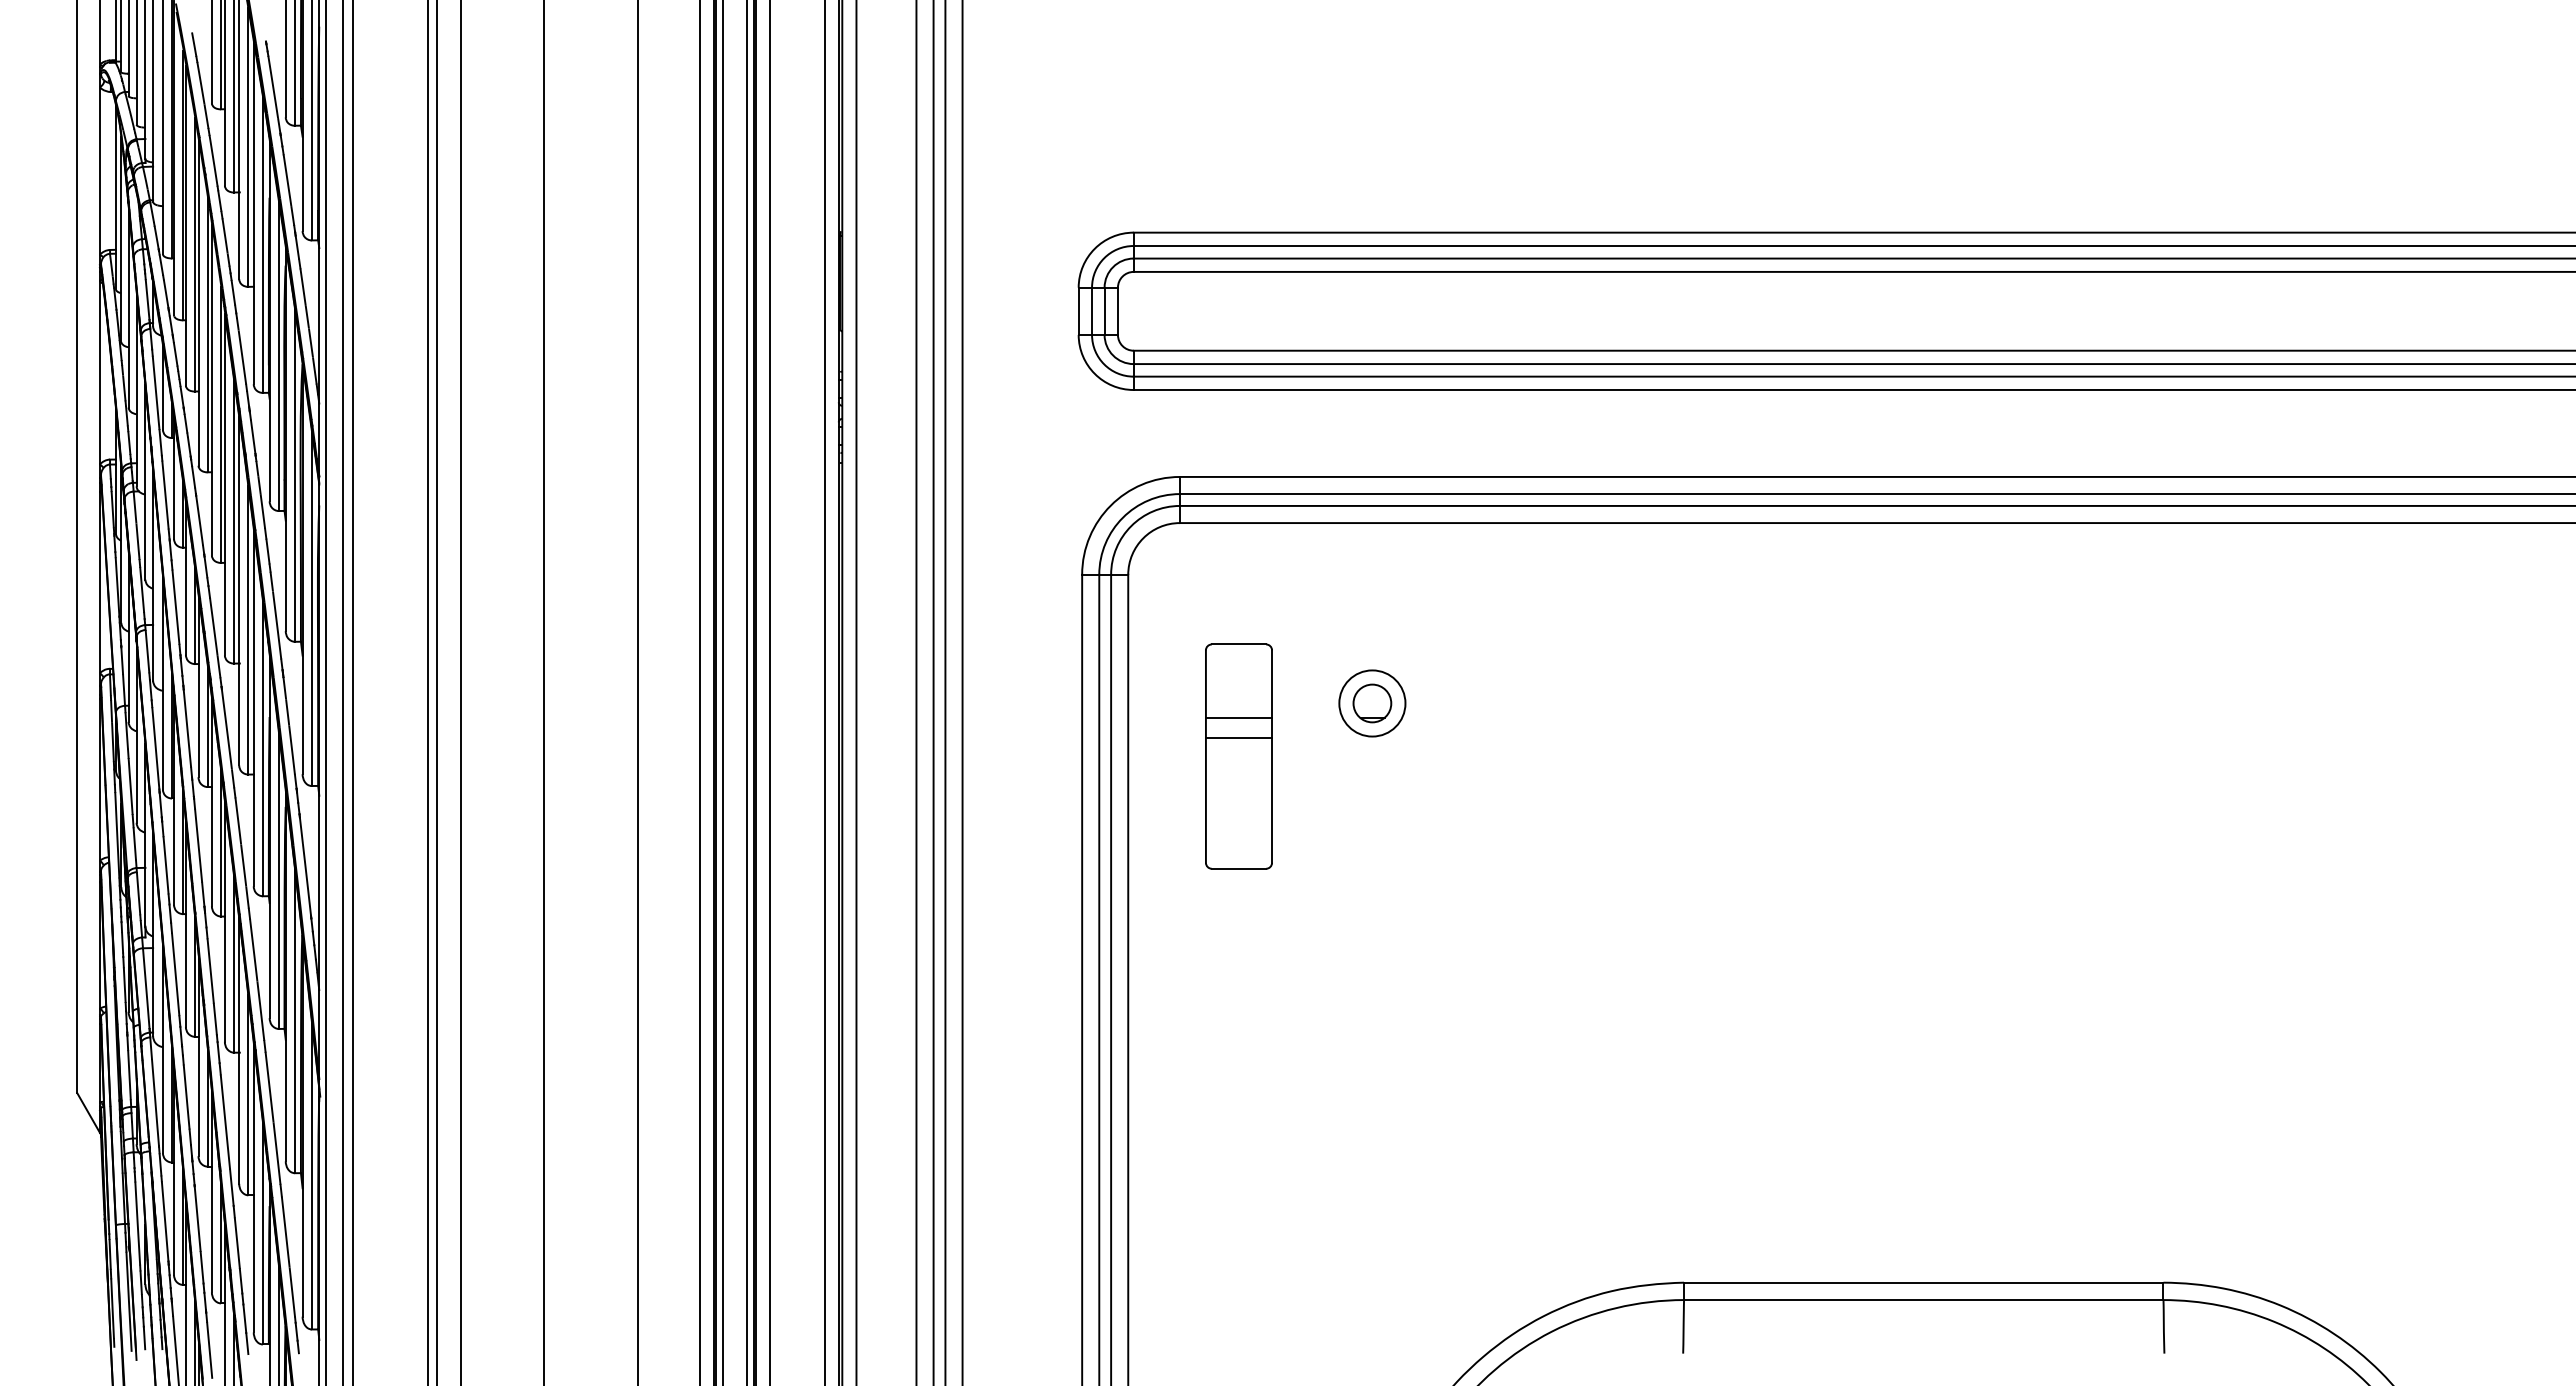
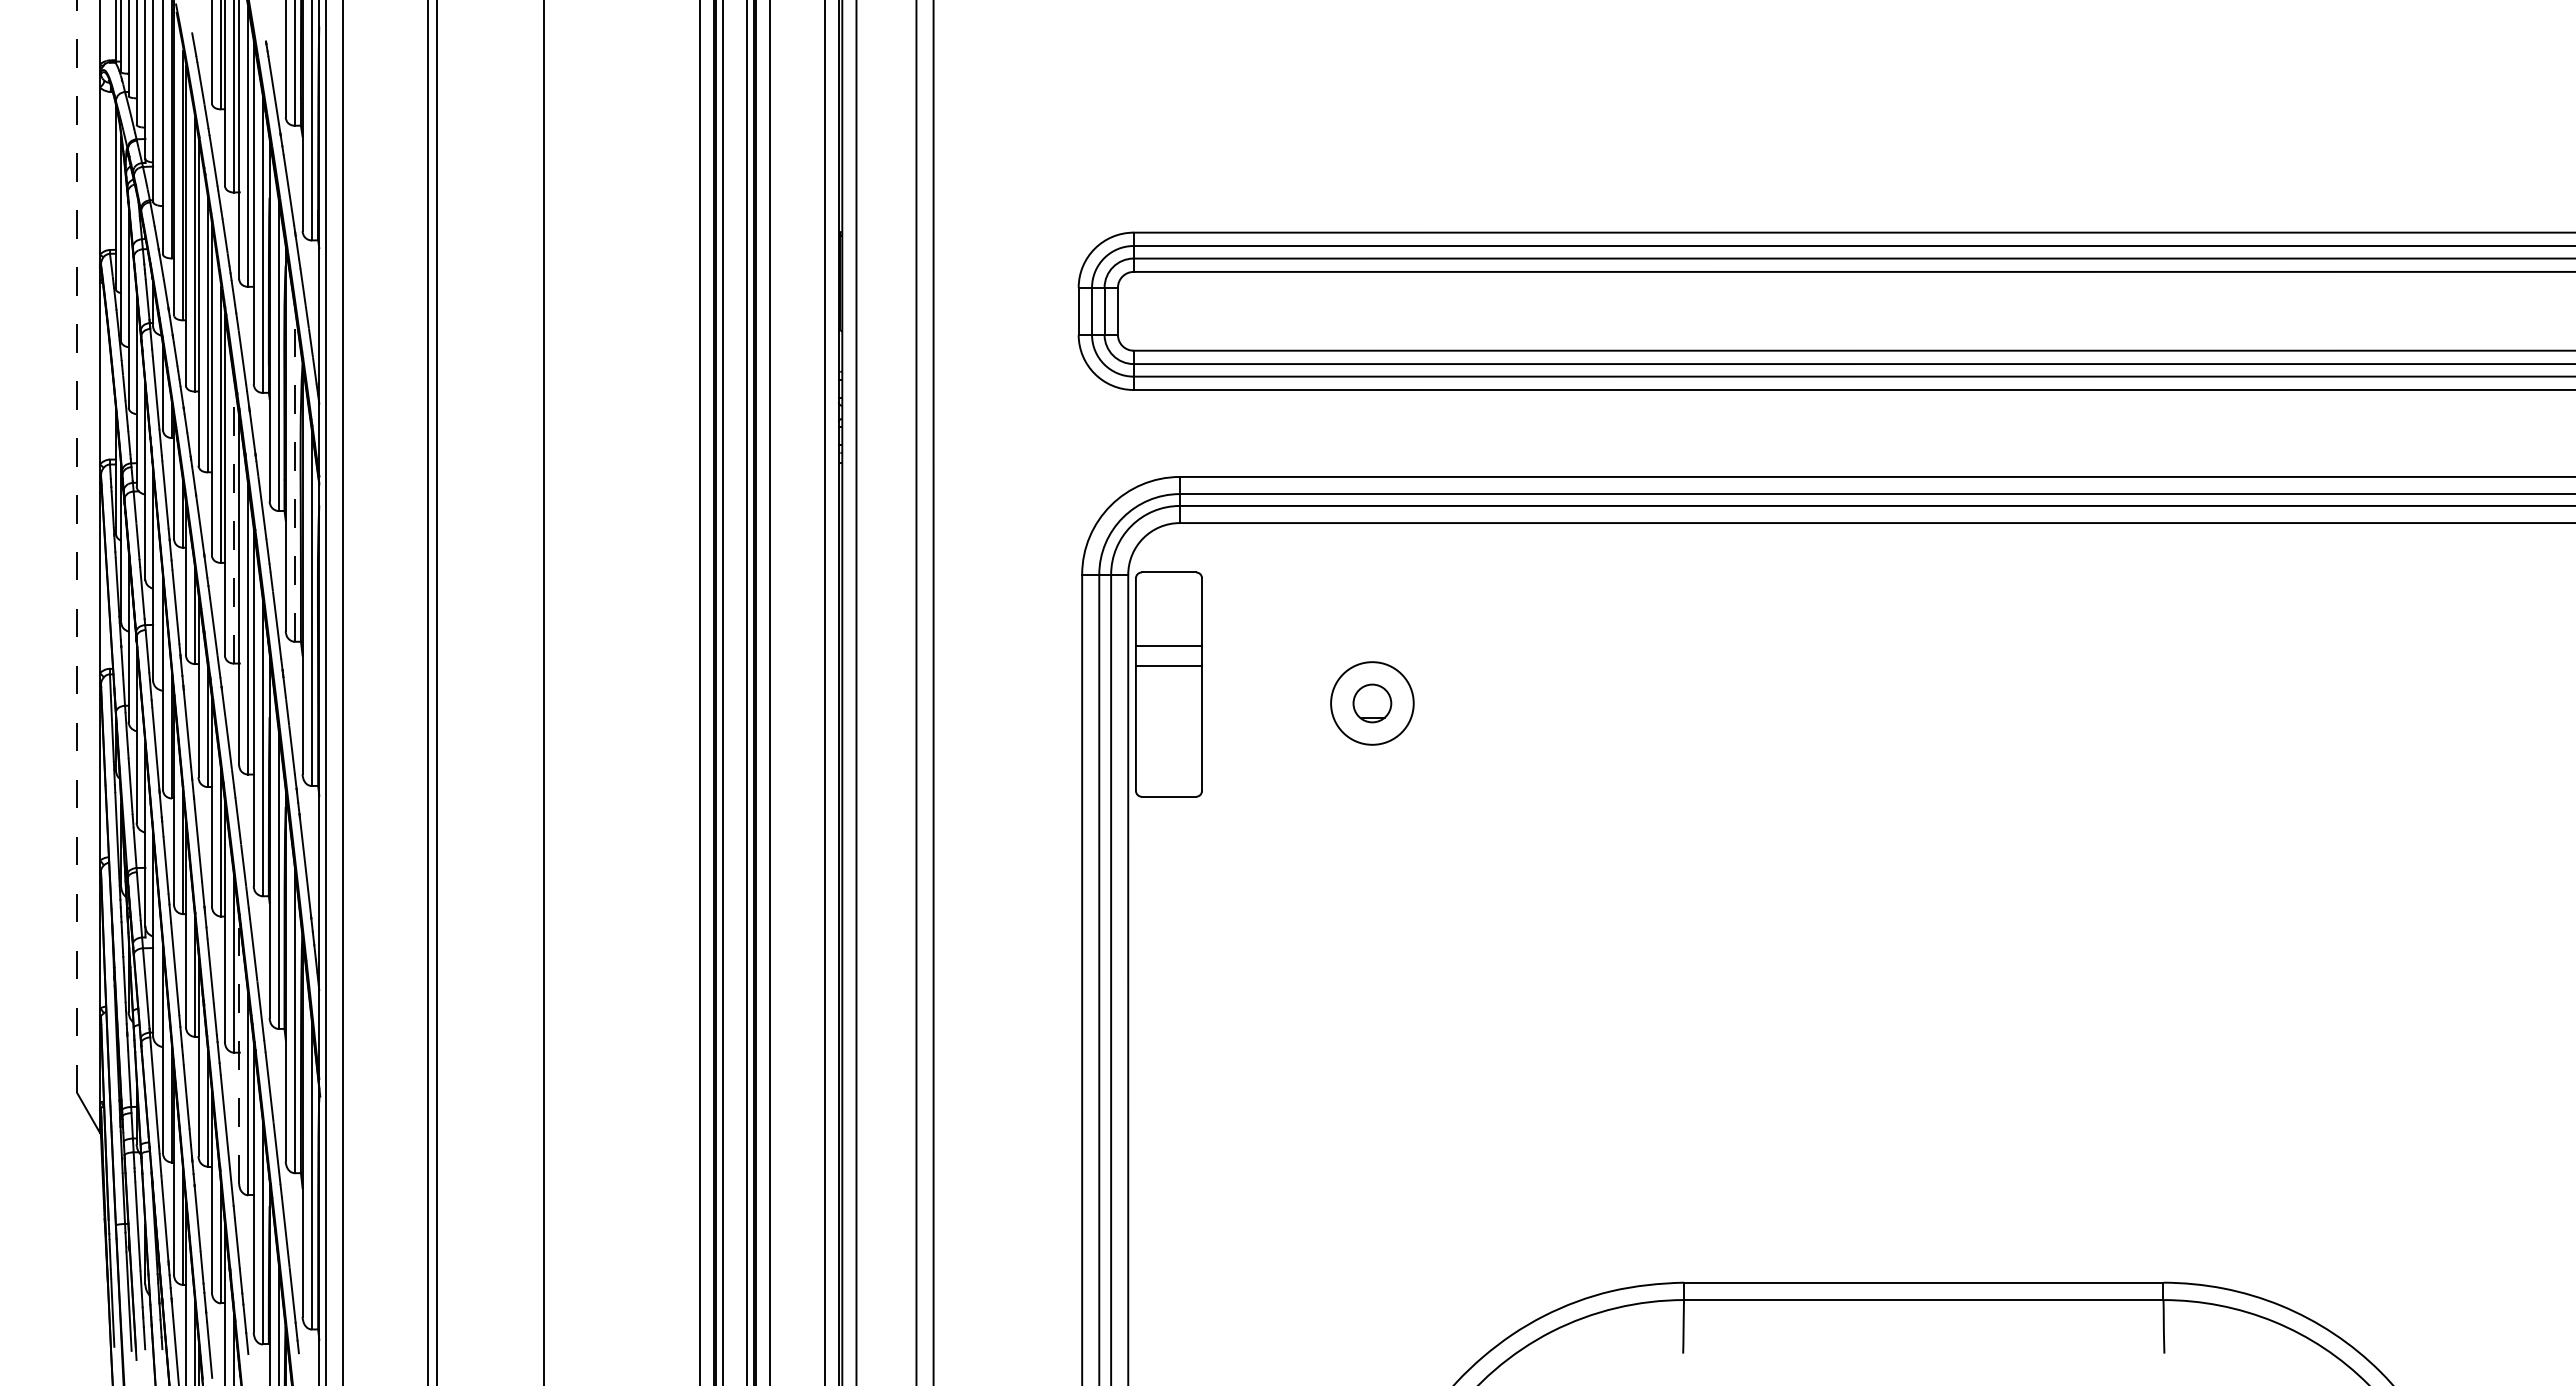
line: solid -> dashed (294, 474)
line: solid -> dashed (233, 520)
line: solid -> dashed (77, 546)
line: present -> none (352, 692)
line: present -> none (460, 692)
line: present -> none (638, 692)
line: present -> none (945, 692)
line: present -> none (962, 692)
circle diameter: 66 px -> 83 px (1372, 703)
part position: (1238, 756) -> (1168, 684) (1168, 684)
line: solid -> dashed (239, 1051)
